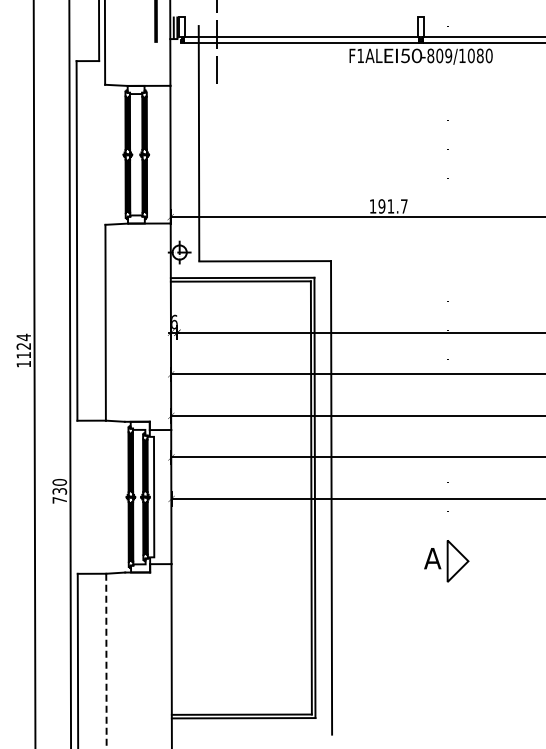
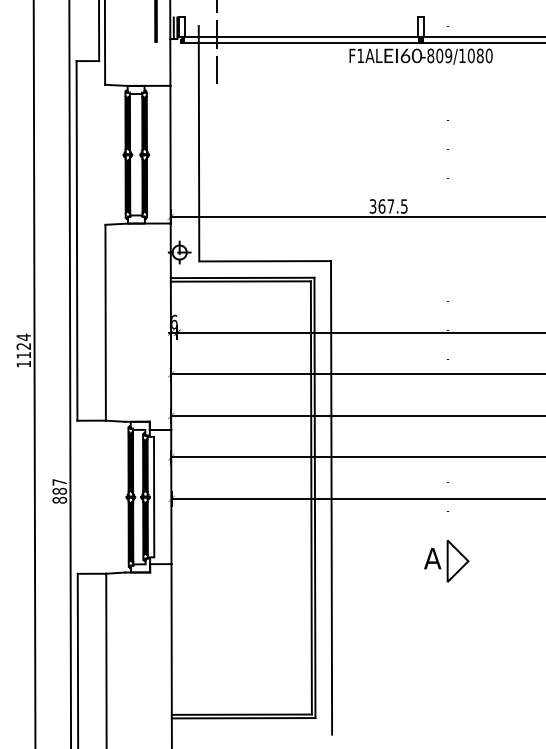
text: EI50 -> EI60 (405, 55)
text: 191.7 -> 367.5 (388, 206)
text: 730 -> 887 (59, 491)
line: dashed -> solid (106, 661)
